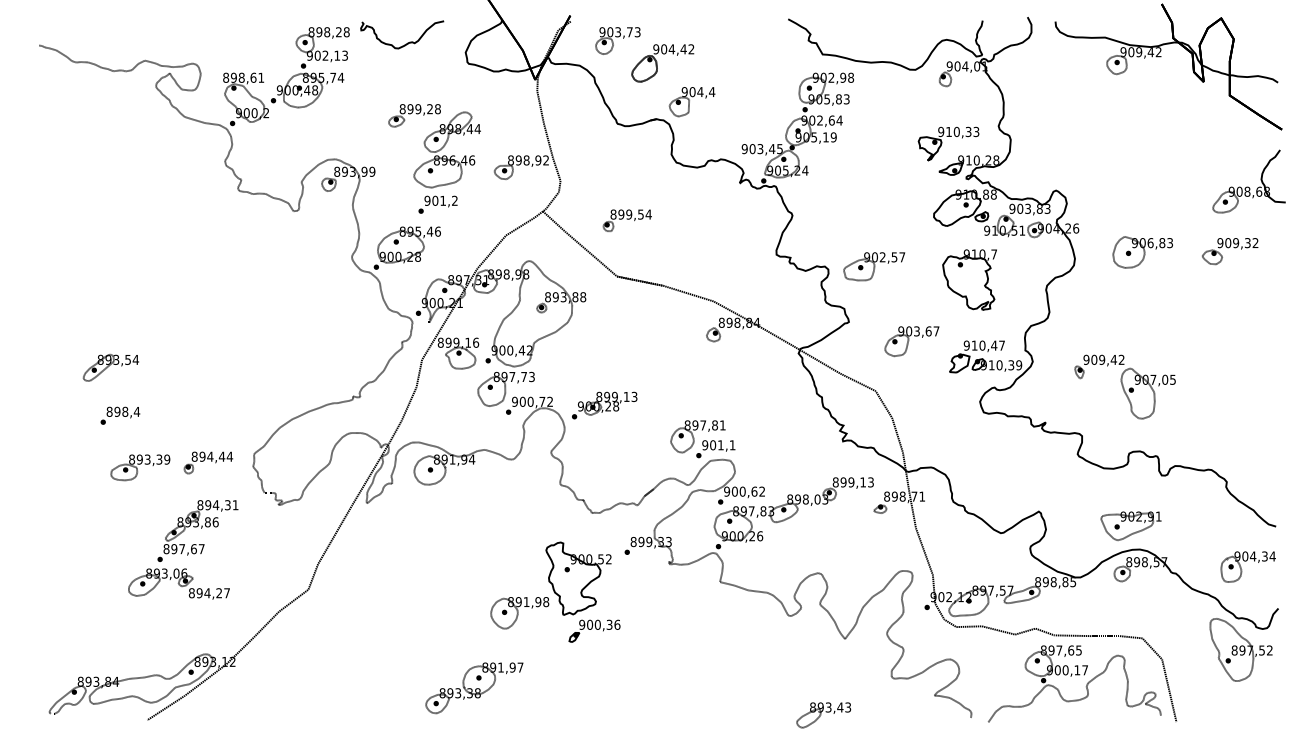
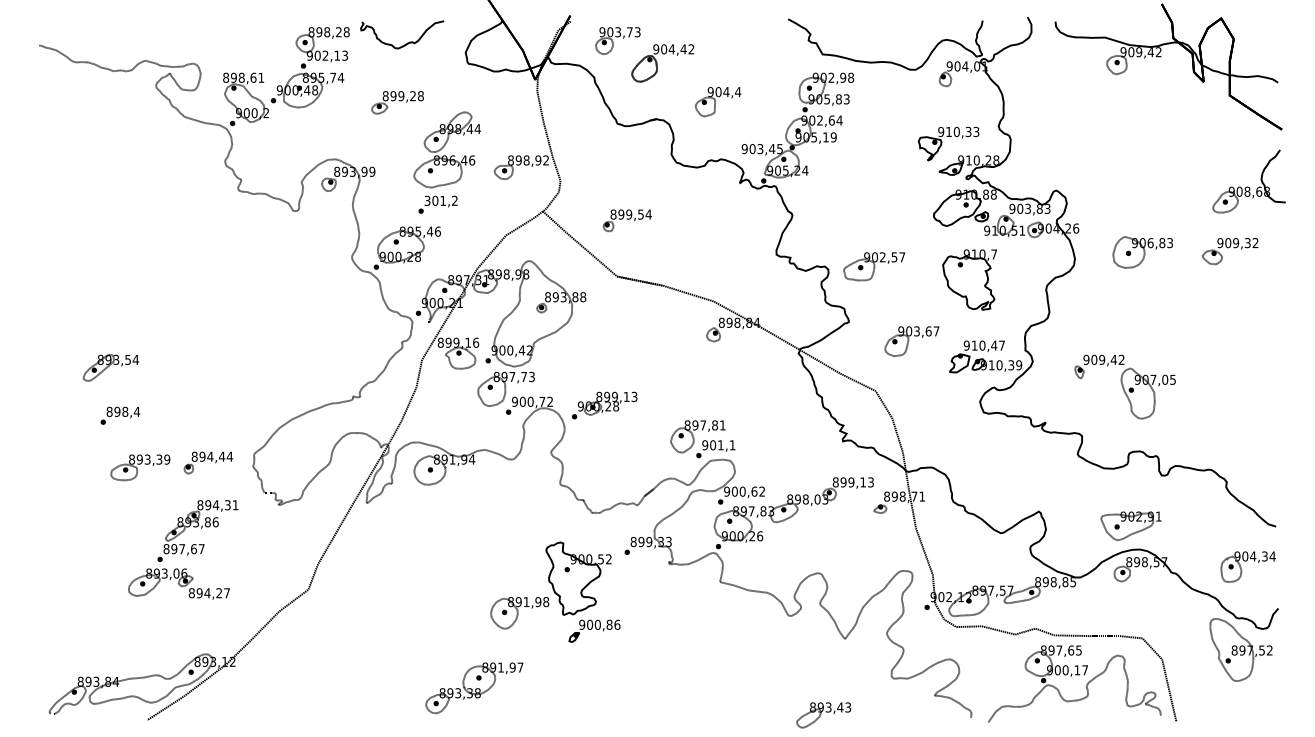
part position: (691, 102) -> (717, 102) (717, 102)
part position: (414, 115) -> (397, 102) (397, 102)
text: 901,2 -> 301,2 (427, 200)
text: 900,36 -> 900,86 (609, 624)
